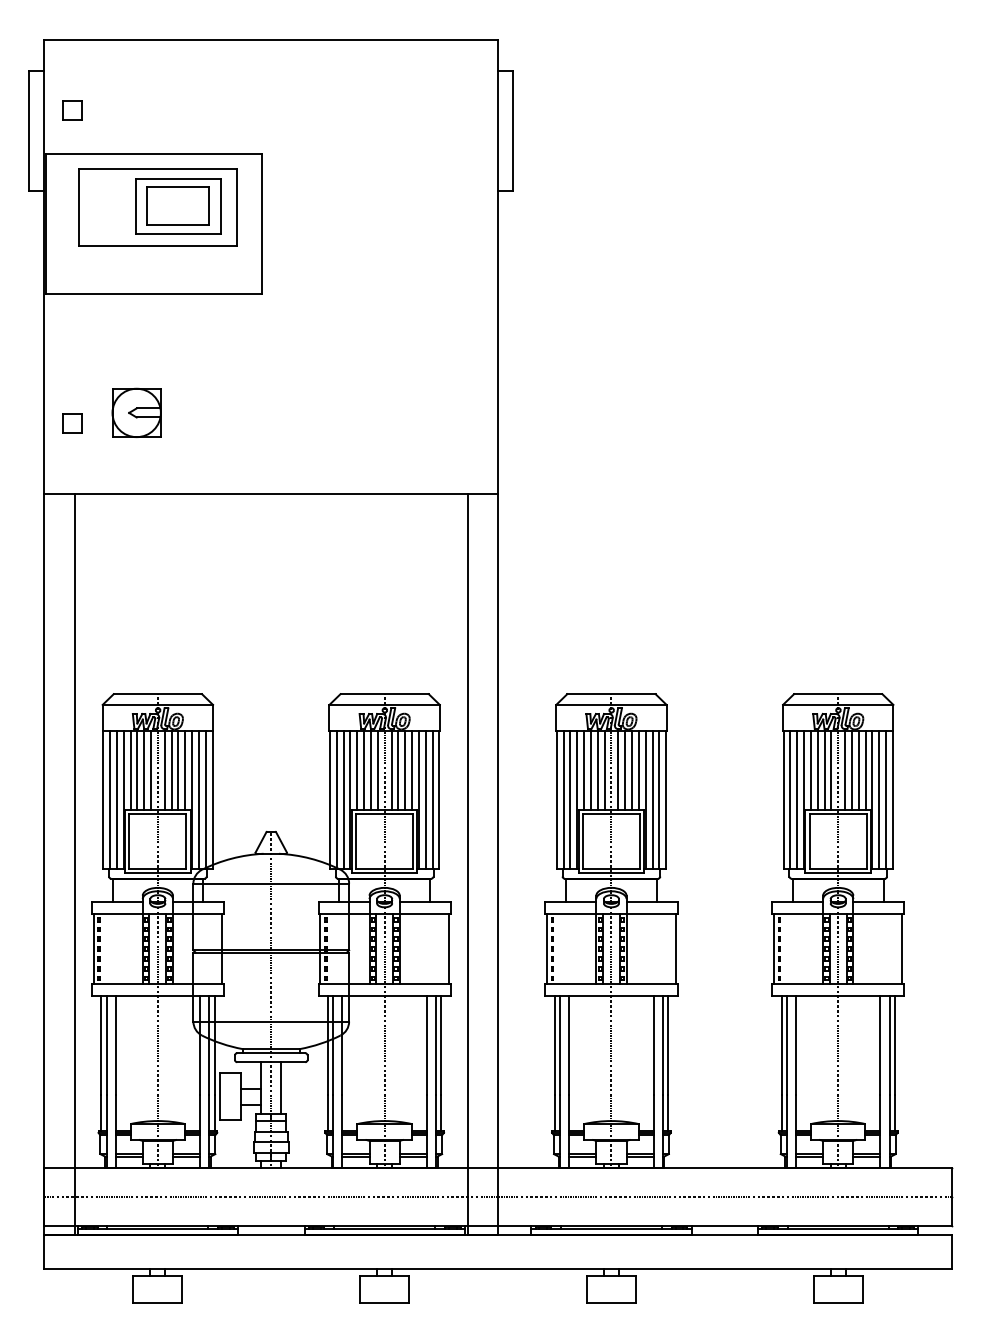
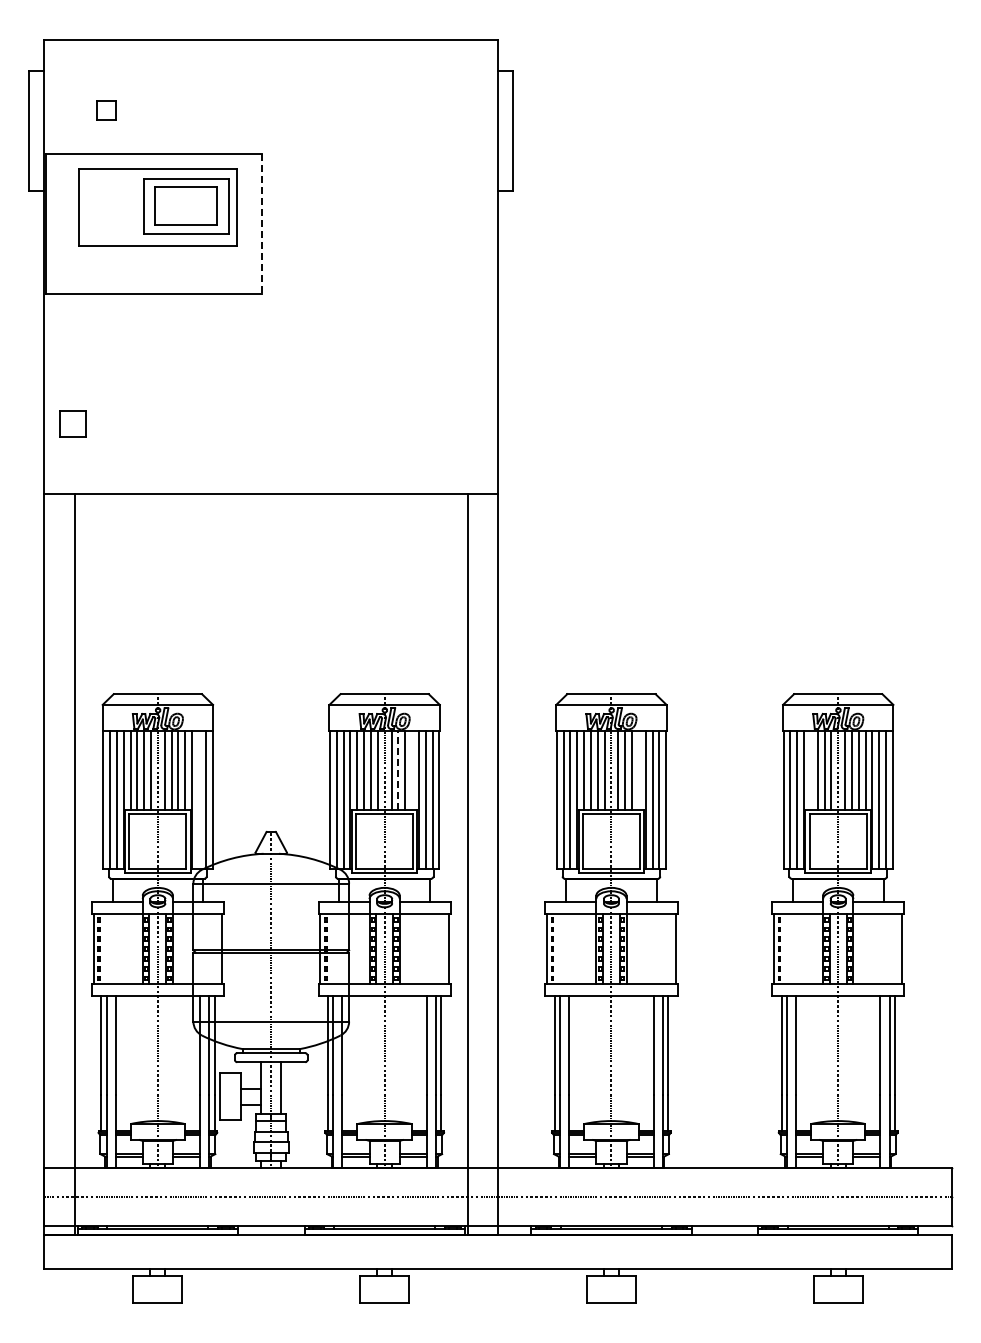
part position: (72, 110) -> (106, 110) (106, 110)
part position: (178, 206) -> (186, 206) (186, 206)
line: solid -> dashed (262, 223)
part: present -> none (136, 412)
part size: 21x21 px -> 28x28 px (72, 423)
line: solid -> dashed (398, 770)
line: present -> none (412, 770)
line: present -> none (638, 770)
line: present -> none (810, 770)
line: present -> none (198, 800)
